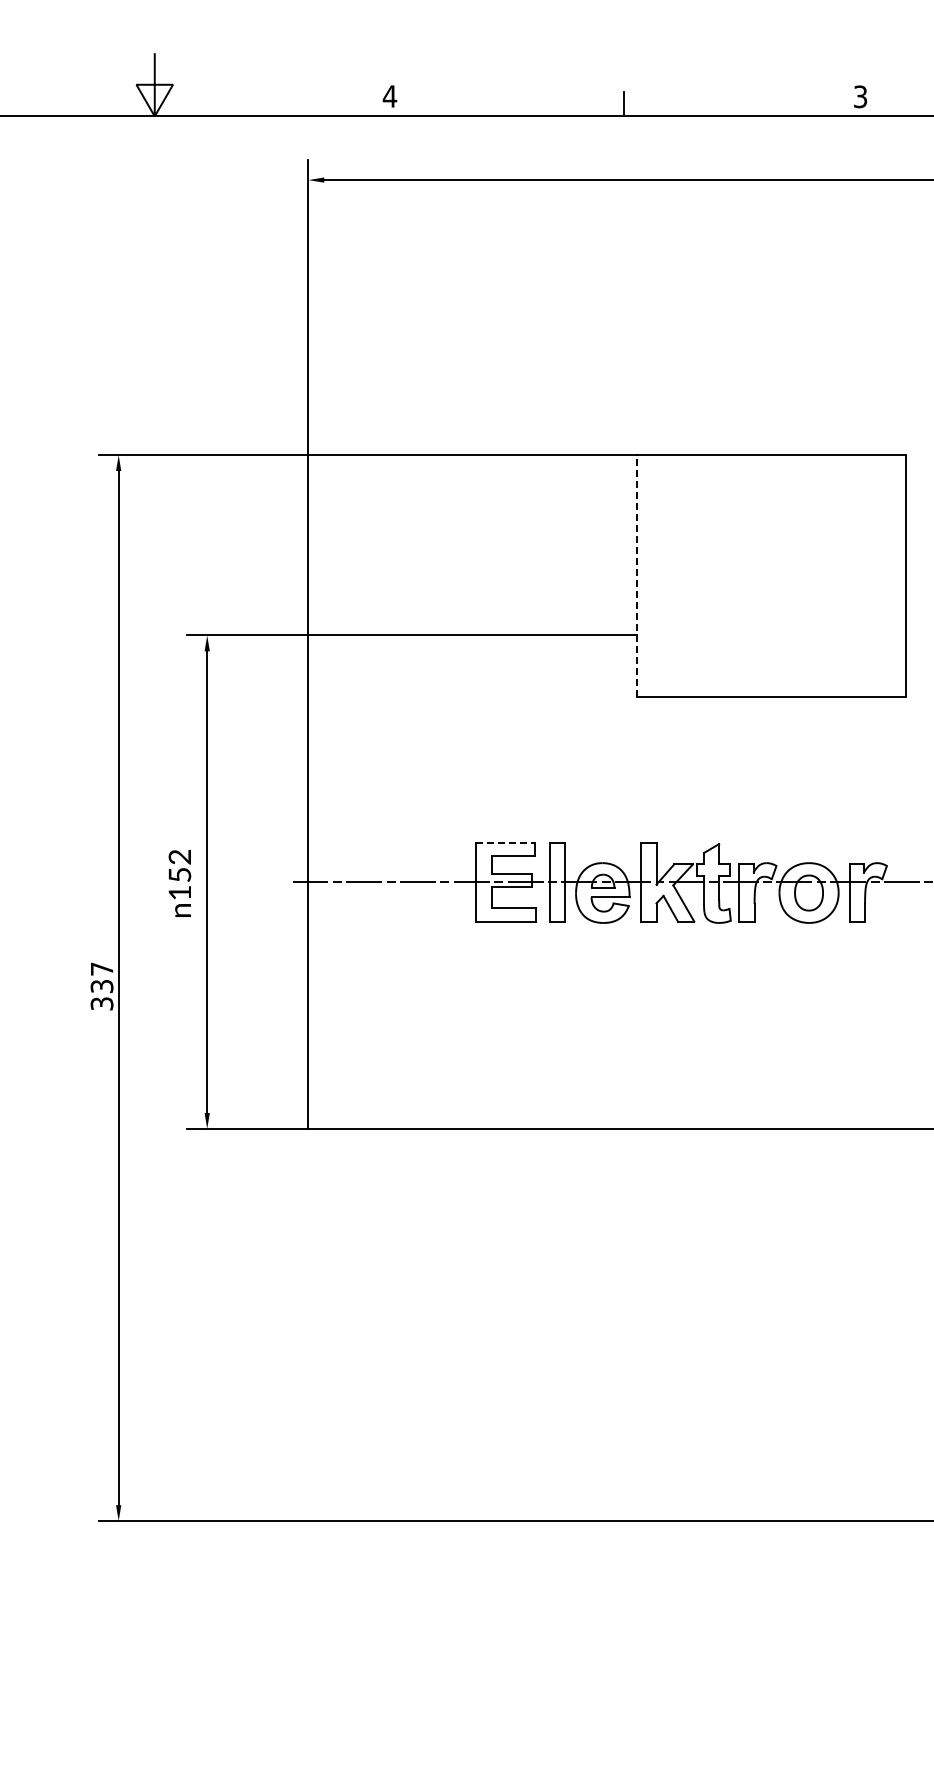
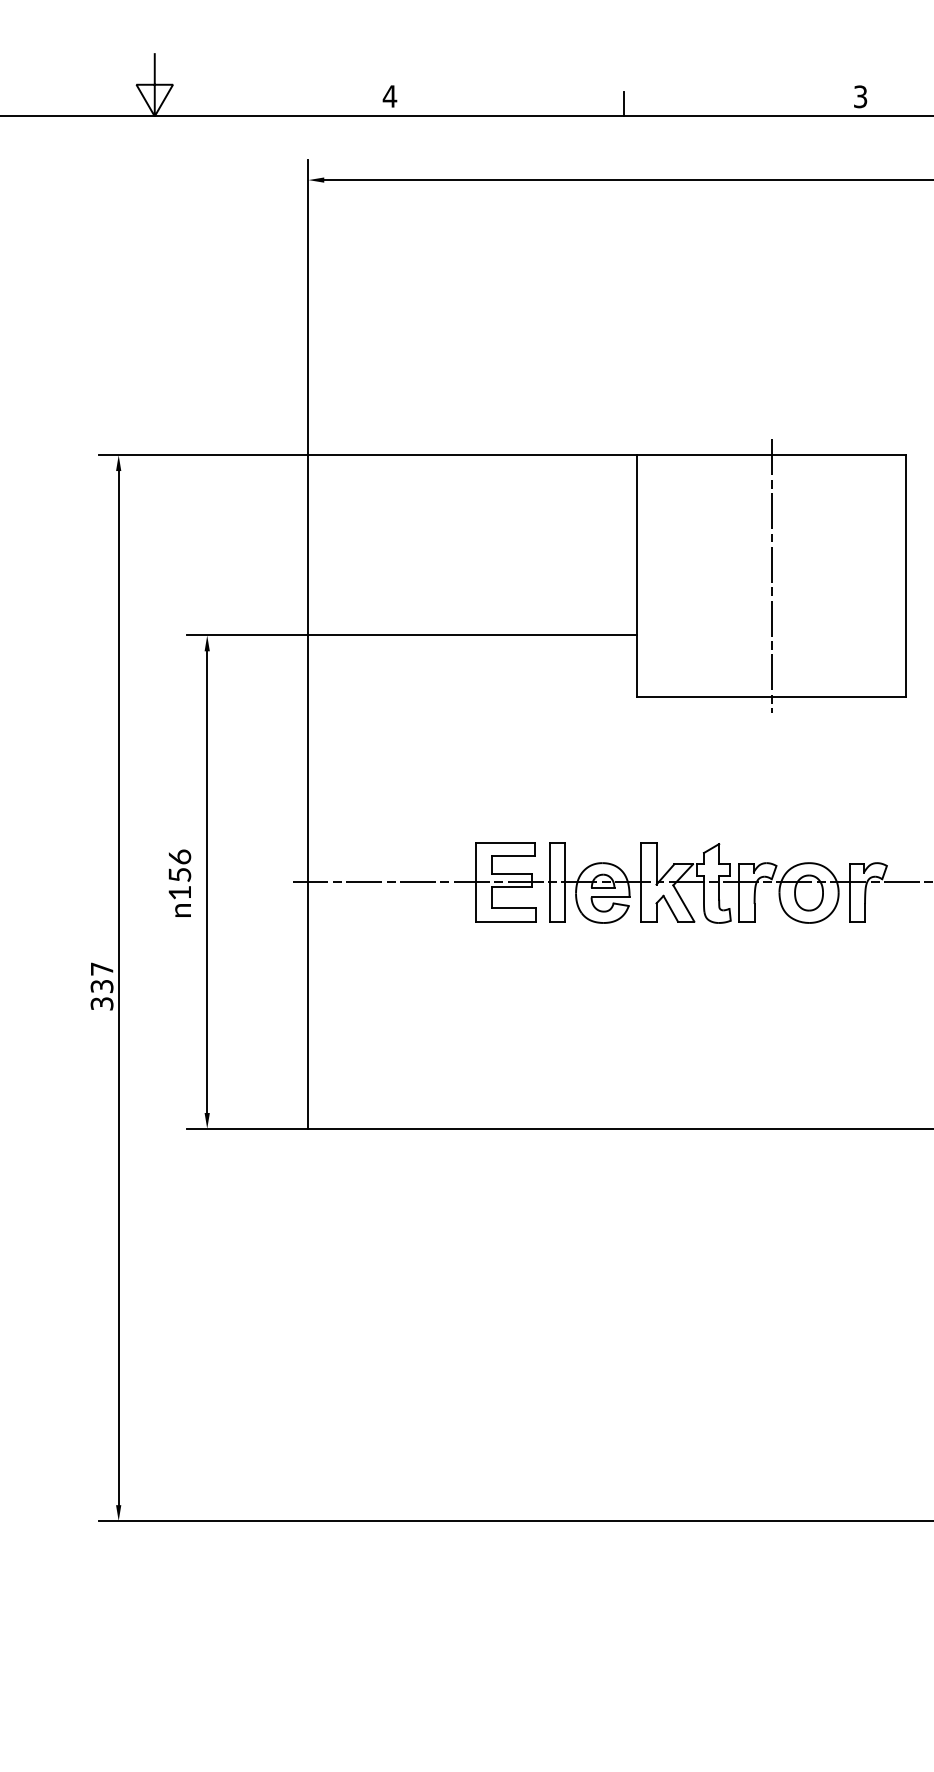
line: none -> present (771, 575)
line: dashed -> solid (637, 576)
line: dashed -> solid (506, 842)
text: 152 -> 156 (179, 856)
